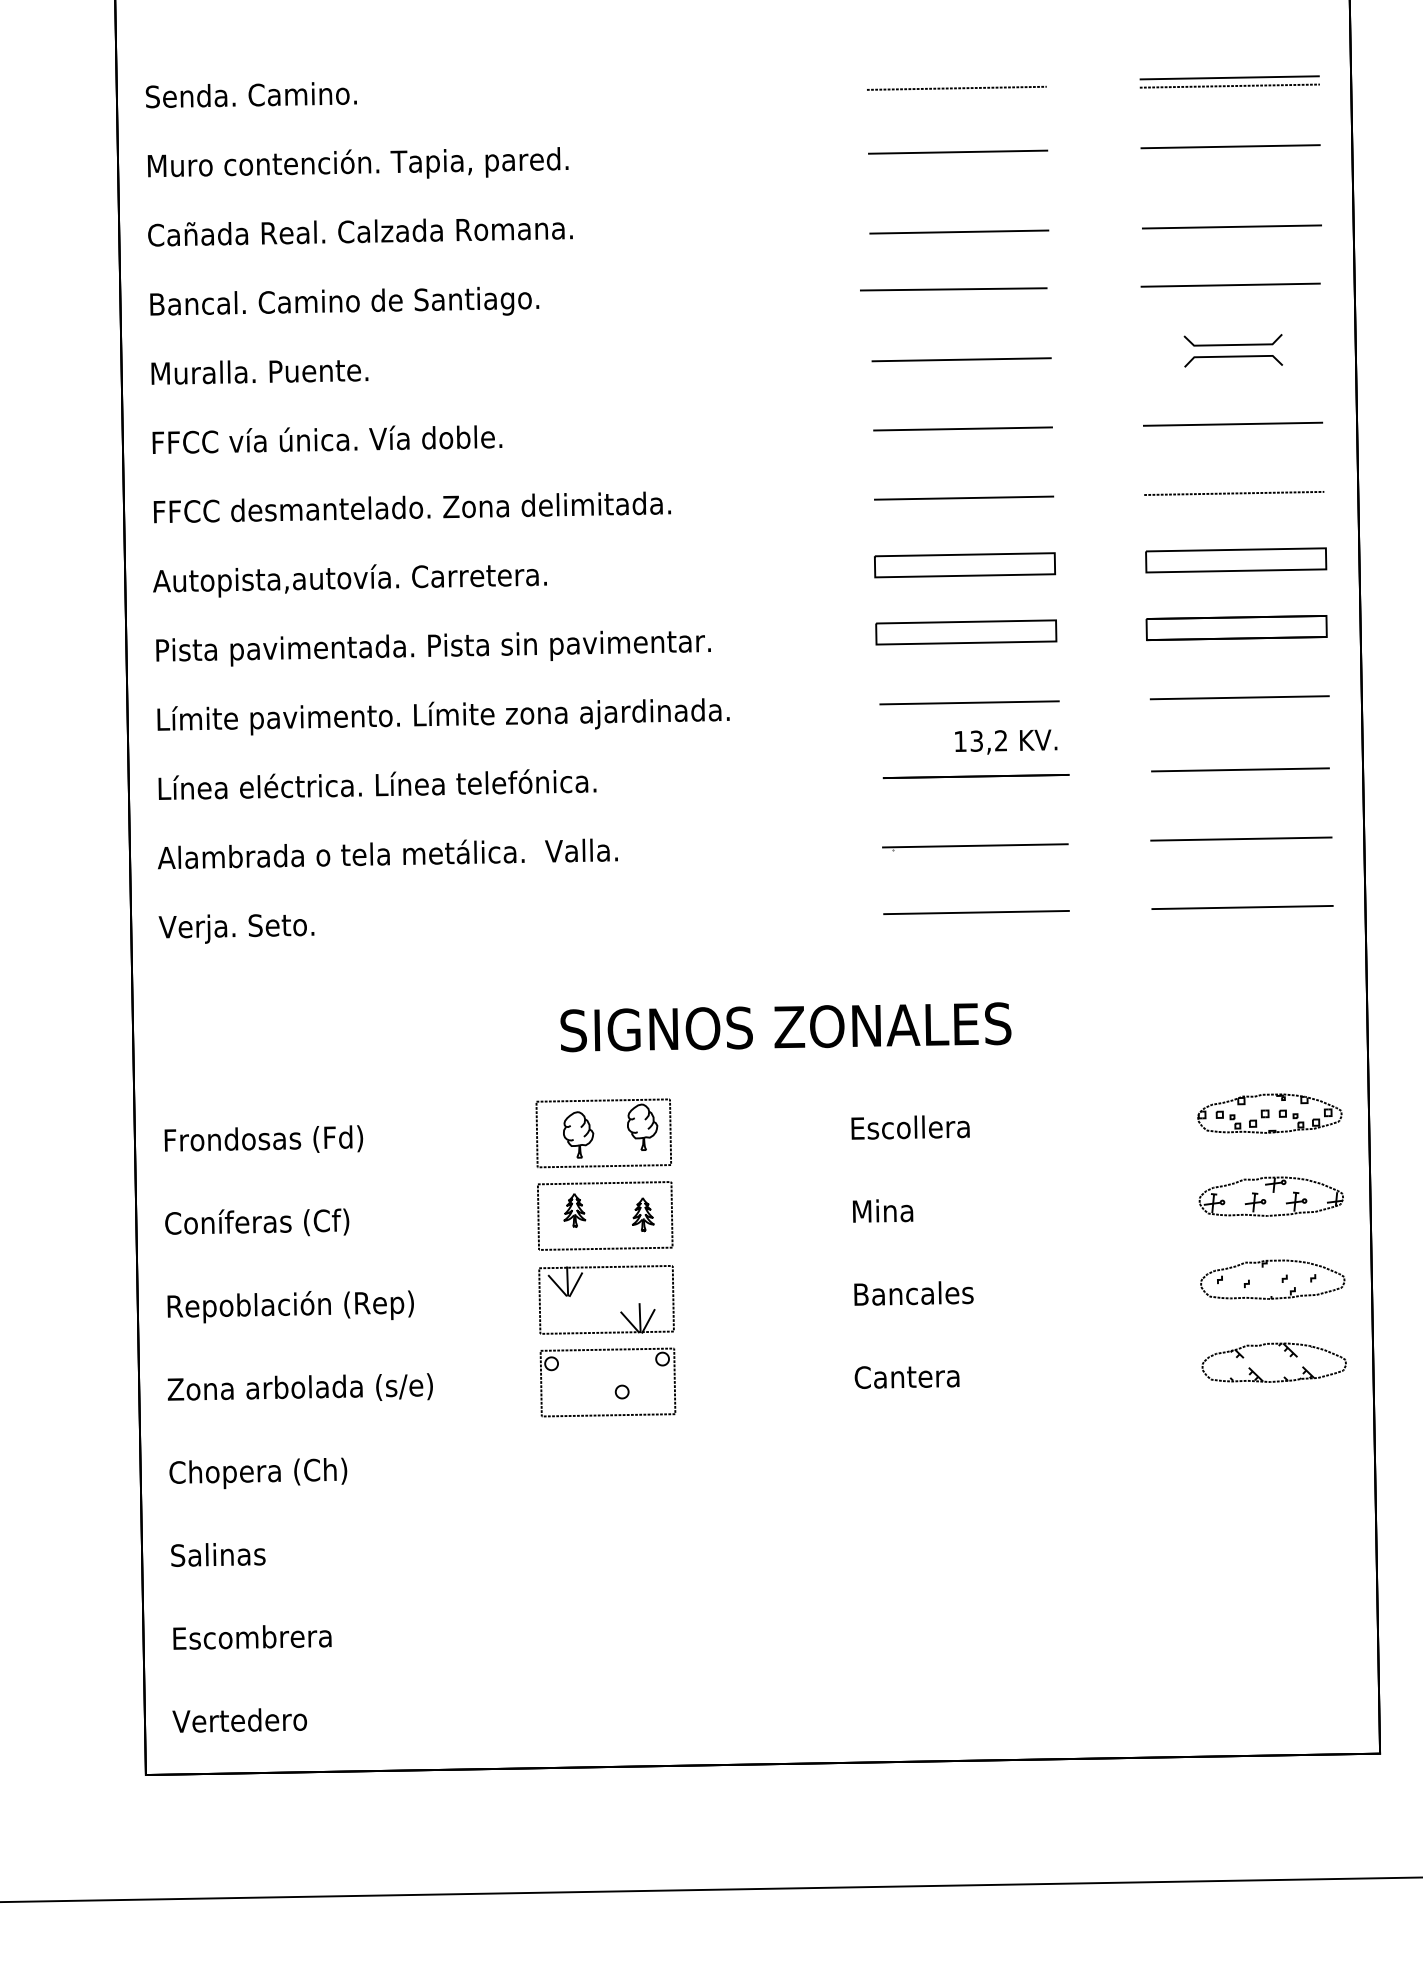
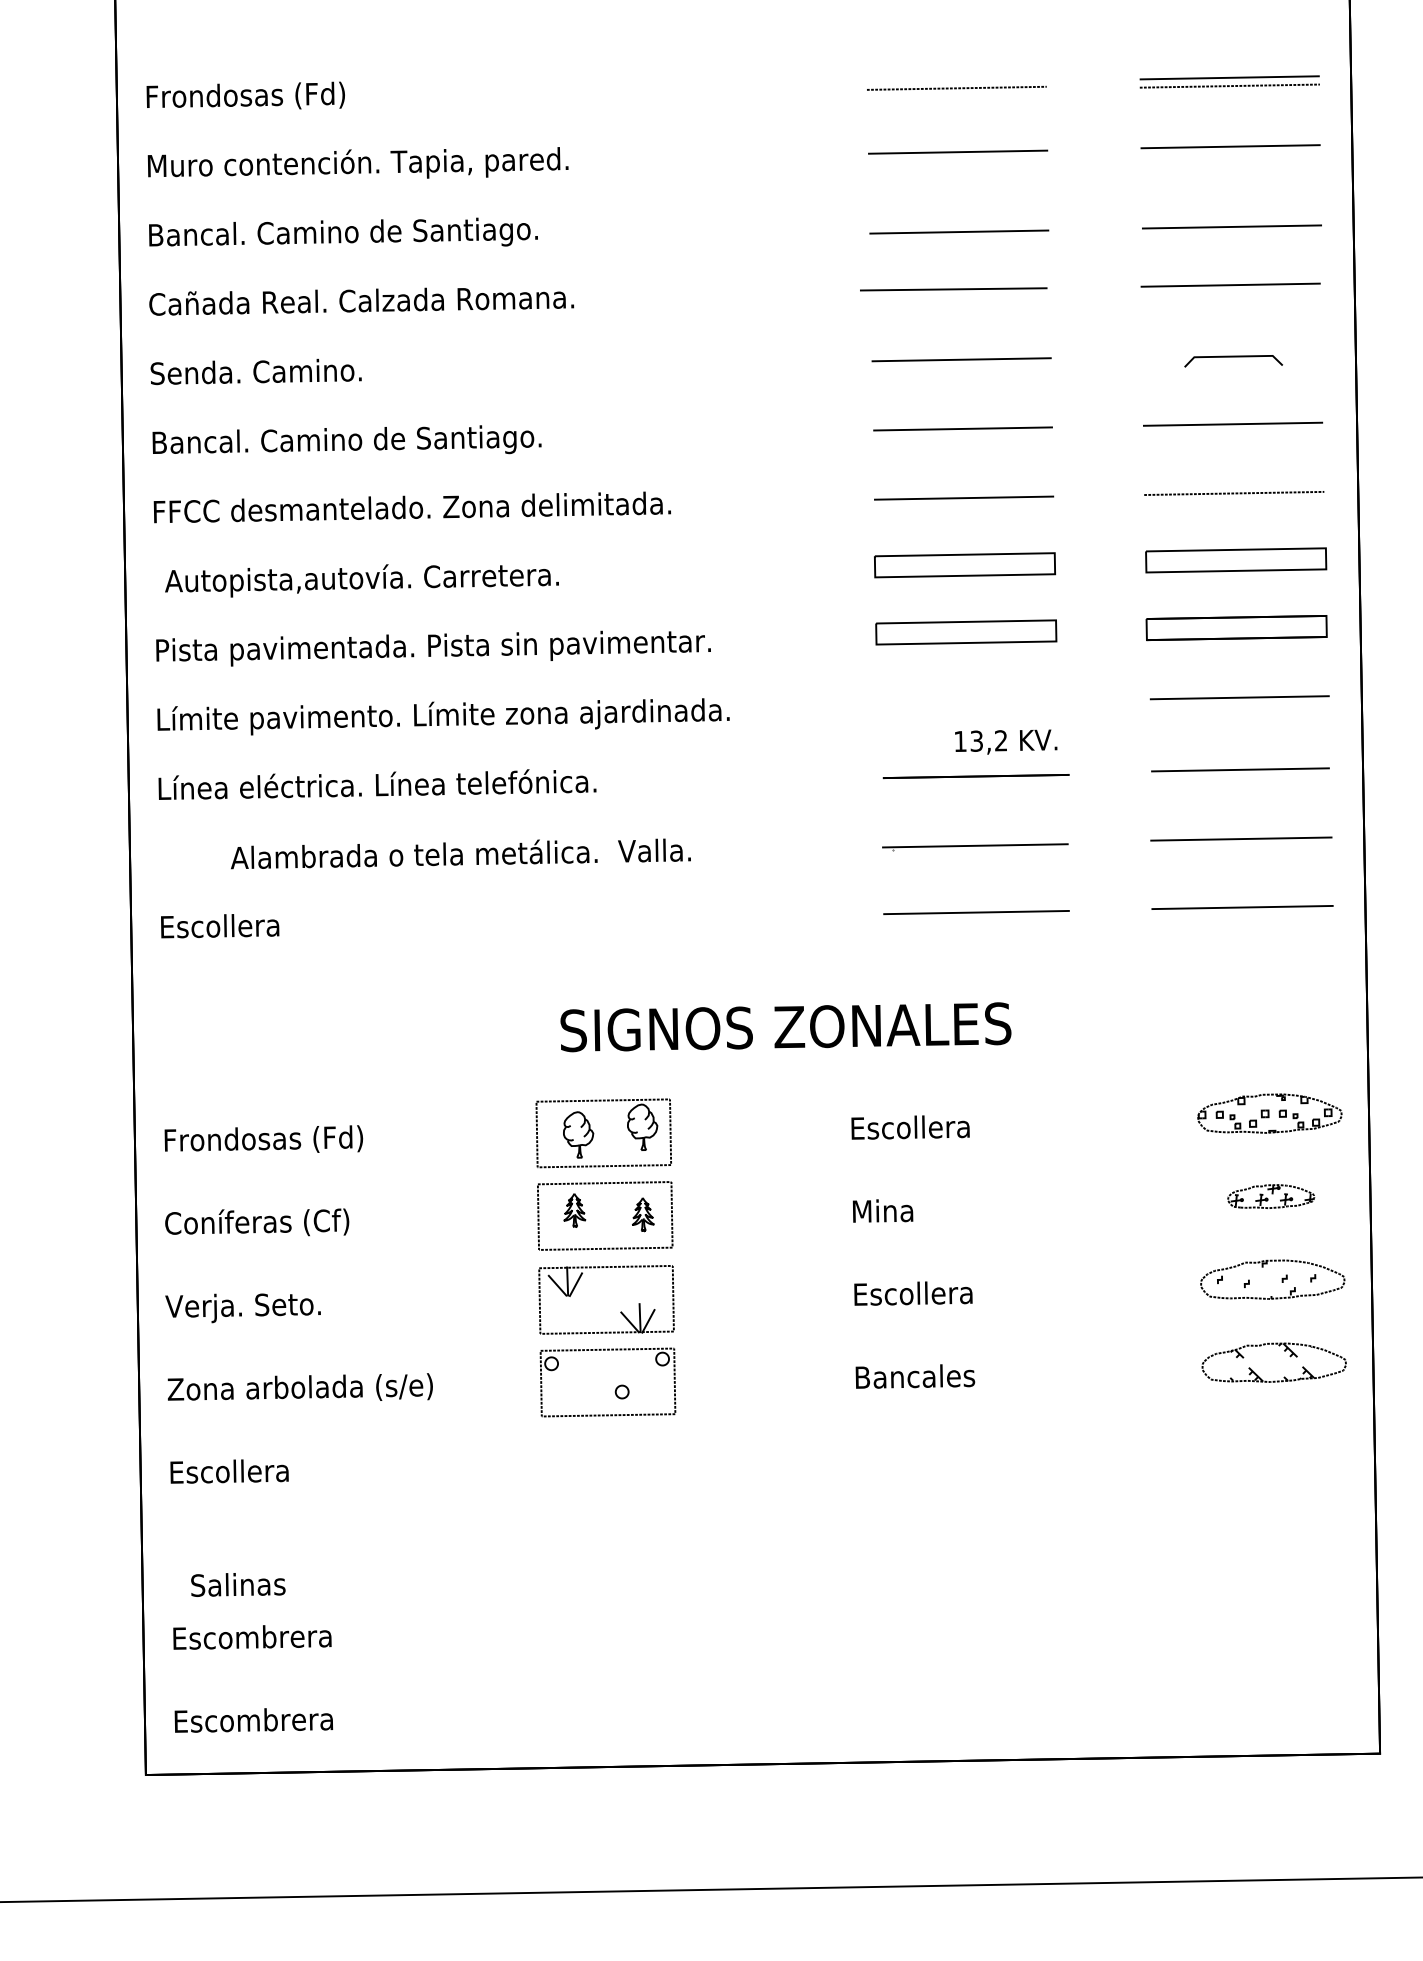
text: Senda. Camino. -> Frondosas (Fd) (250, 95)
text: Cañada Real. Calzada Romana. -> Bancal. Camino de Santiago. (360, 231)
text: Bancal. Camino de Santiago. -> Cañada Real. Calzada Romana. (361, 300)
line: present -> none (1232, 344)
text: Muralla. Puente. -> Senda. Camino. (259, 371)
text: FFCC vía única. Vía doble. -> Bancal. Camino de Santiago. (348, 439)
text position: (349, 580) -> (361, 580) (361, 580)
line: present -> none (969, 702)
text position: (387, 853) -> (460, 853) (460, 853)
text: Verja. Seto. -> Escollera (236, 928)
part size: 146x41 px -> 89x25 px (1271, 1196)
text: Bancales -> Escollera (917, 1293)
text: Repoblación (Rep) -> Verja. Seto. (289, 1306)
text: Cantera -> Bancales (914, 1376)
text: Chopera (Ch) -> Escollera (258, 1473)
text position: (218, 1554) -> (238, 1584) (238, 1584)
text: Vertedero -> Escombrera (252, 1720)
